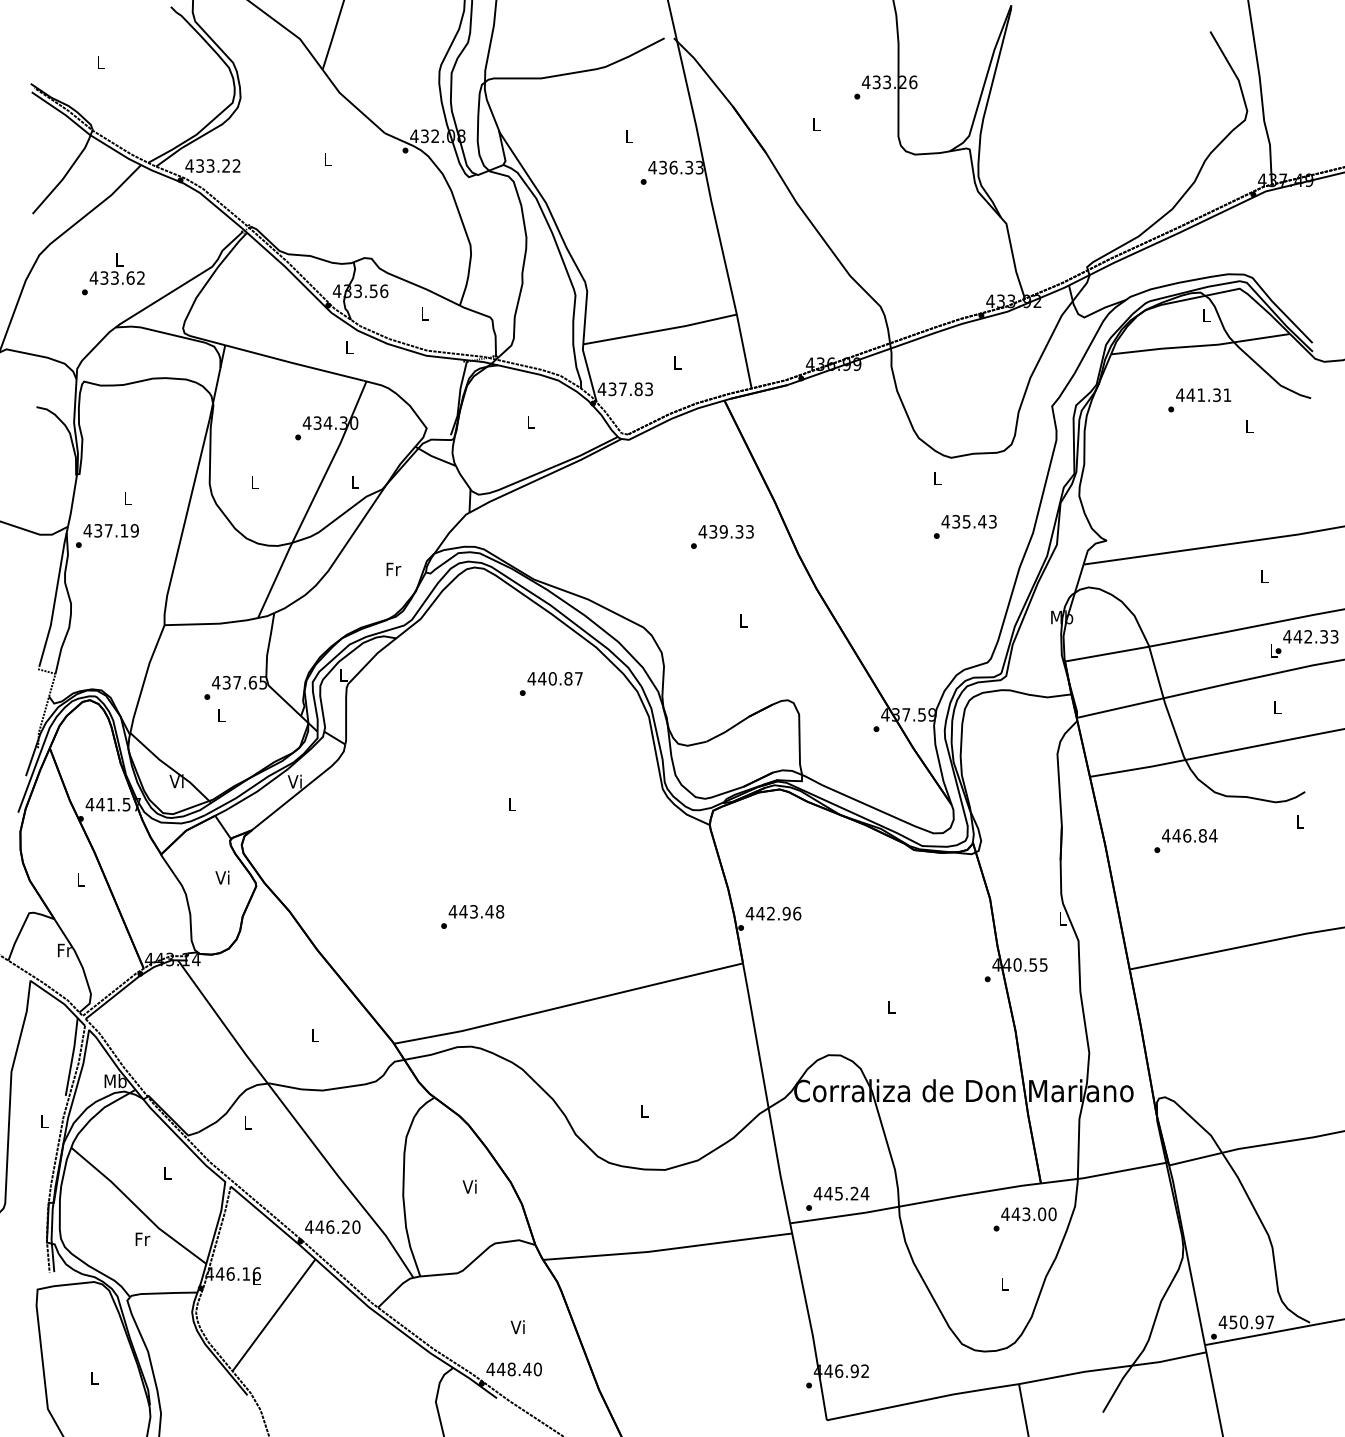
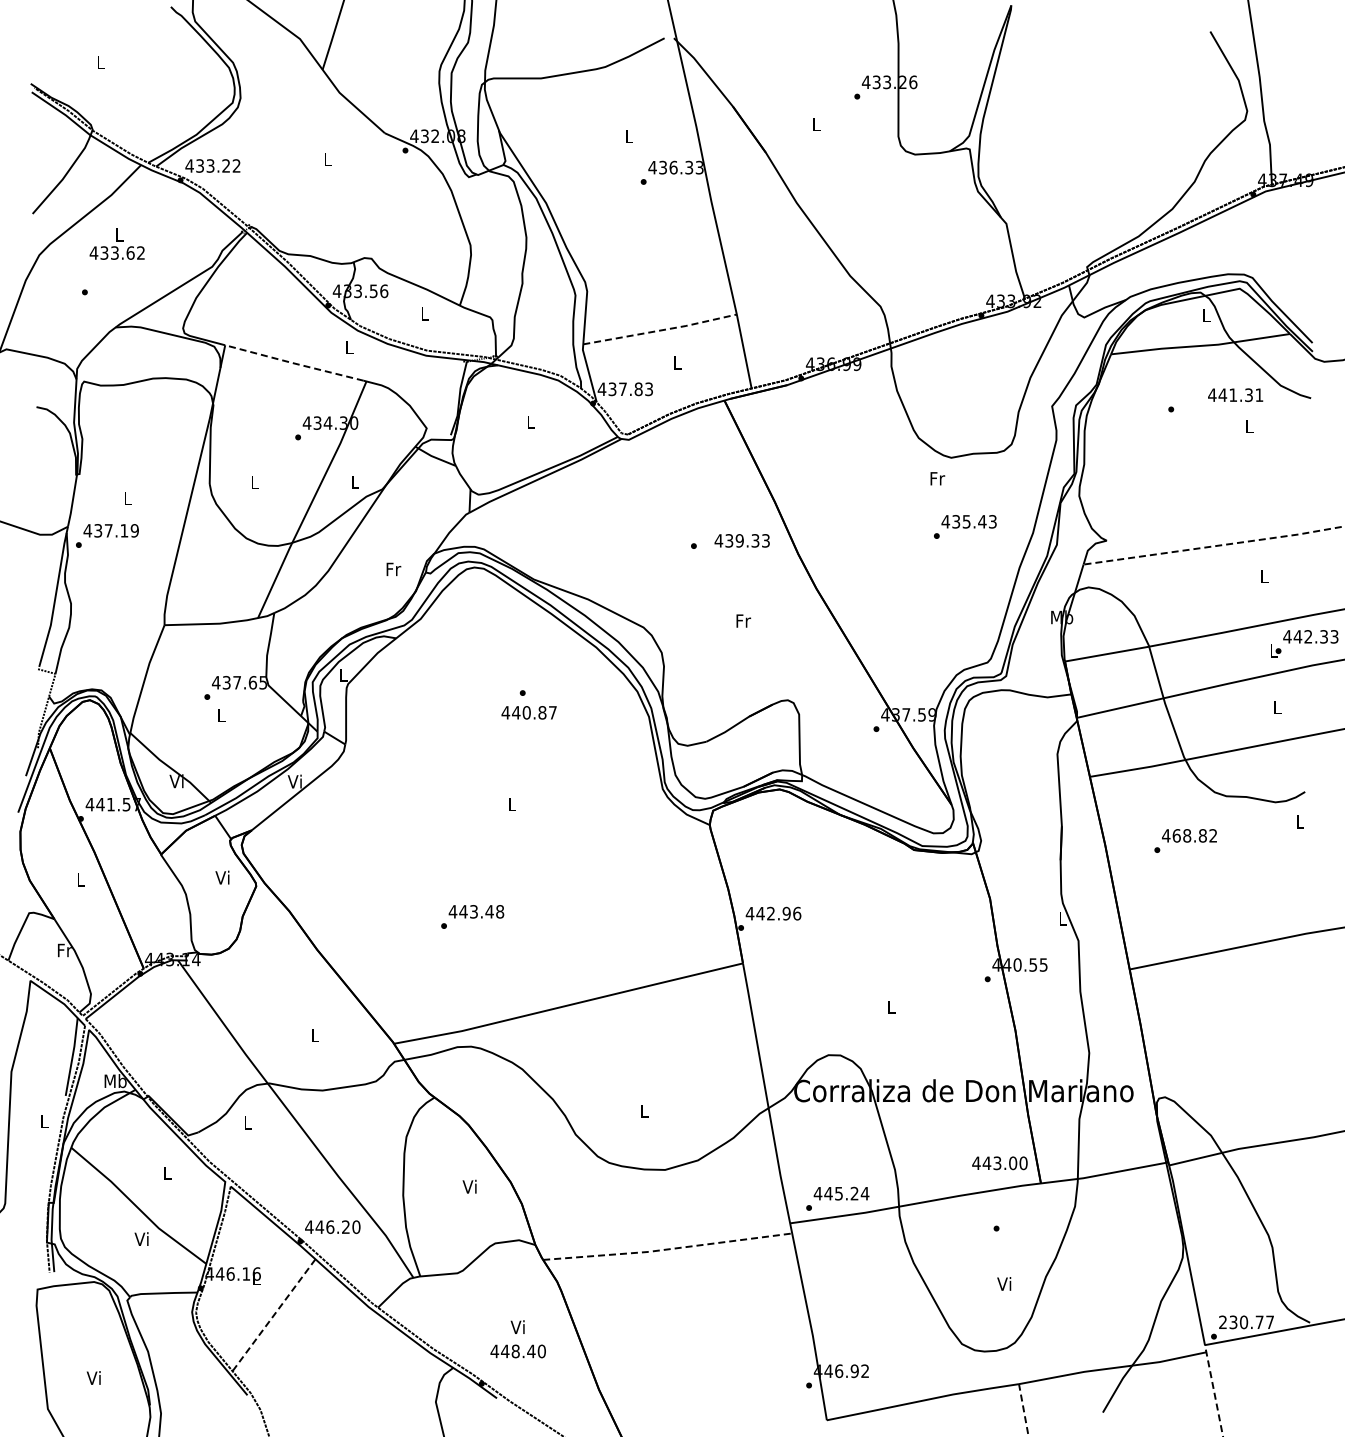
text position: (116, 268) -> (116, 243) (116, 243)
line: solid -> dashed (661, 330)
line: solid -> dashed (293, 363)
text position: (1203, 394) -> (1235, 394) (1235, 394)
text: L -> Fr (937, 478)
text position: (725, 531) -> (741, 540) (741, 540)
line: solid -> dashed (1214, 546)
text: L -> Fr (743, 620)
text position: (554, 678) -> (528, 712) (528, 712)
text: 446.84 -> 468.82 (1194, 835)
text position: (1028, 1214) -> (999, 1163) (999, 1163)
text: Fr -> Vi (142, 1238)
line: solid -> dashed (667, 1249)
text: L -> Vi (1004, 1283)
line: solid -> dashed (274, 1315)
text: 450.97 -> 230.77 (1240, 1322)
text position: (513, 1369) -> (517, 1351) (517, 1351)
text: L -> Vi (93, 1377)
line: solid -> dashed (1213, 1390)
line: solid -> dashed (1023, 1410)
